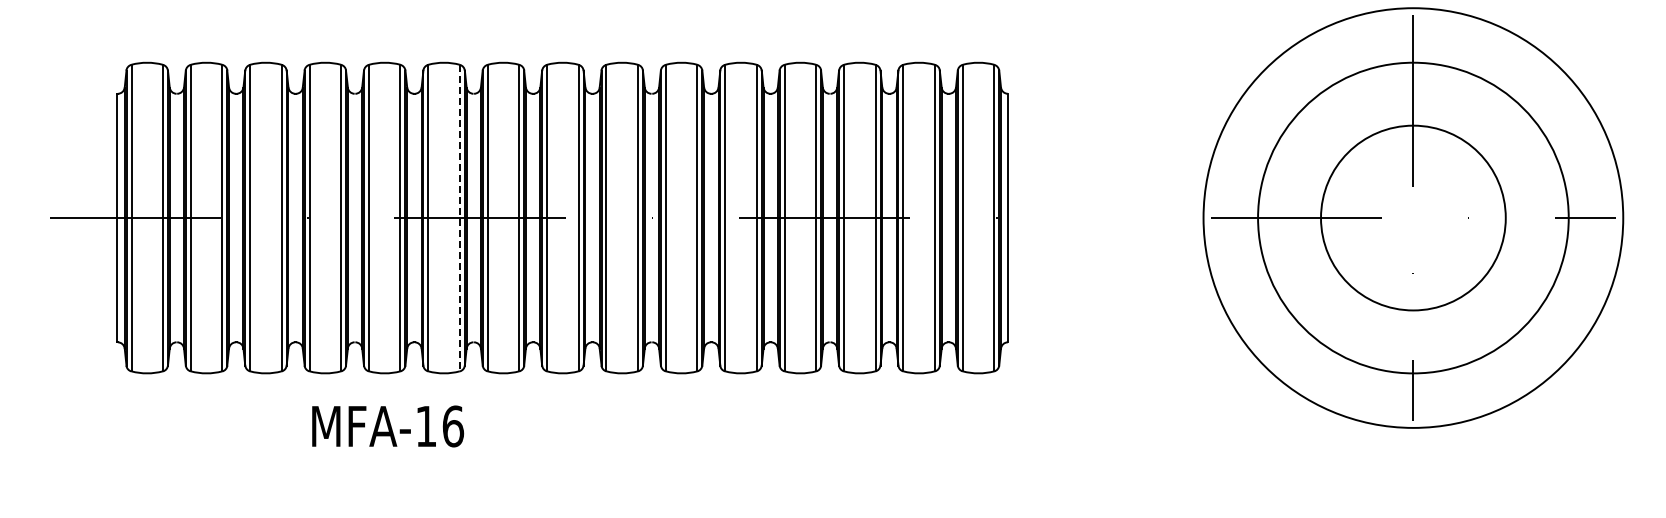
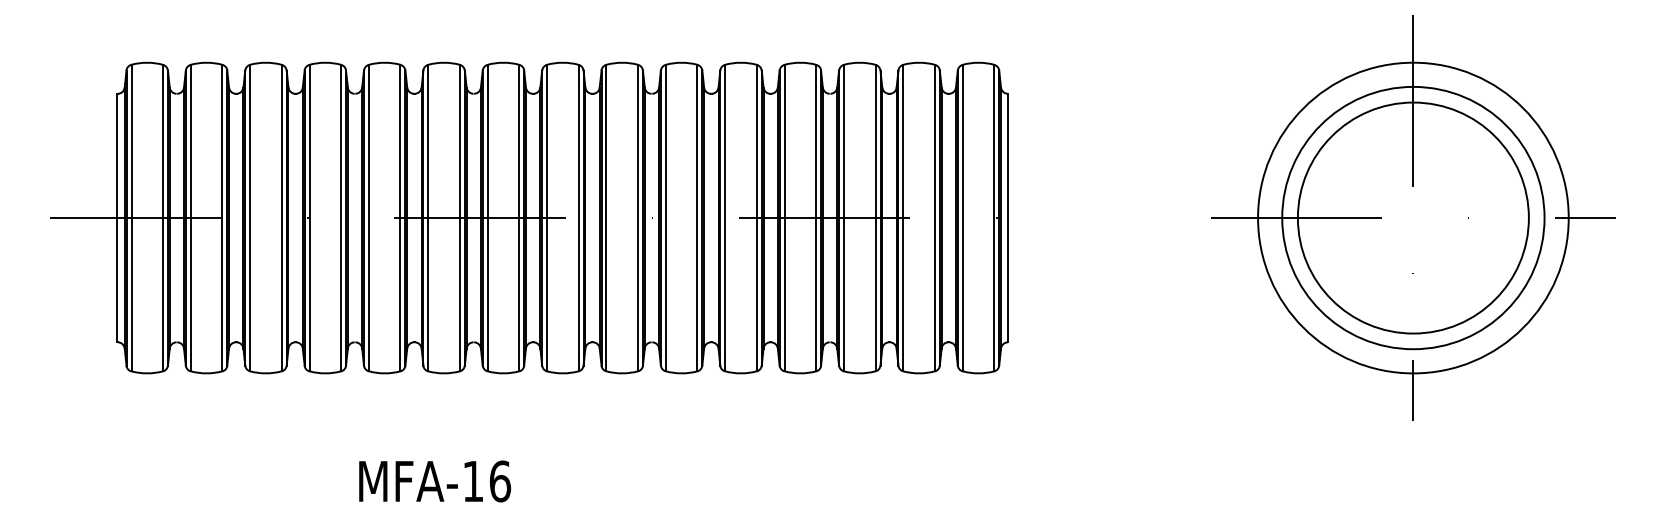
circle diameter: 185 px -> 231 px (1412, 217)
circle diameter: 420 px -> 262 px (1413, 217)
line: dashed -> solid (459, 218)
text position: (388, 426) -> (435, 481) (435, 481)
